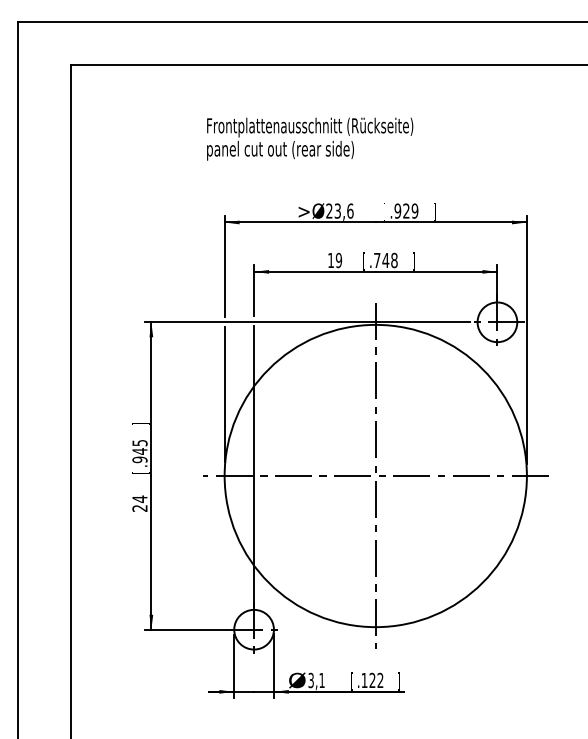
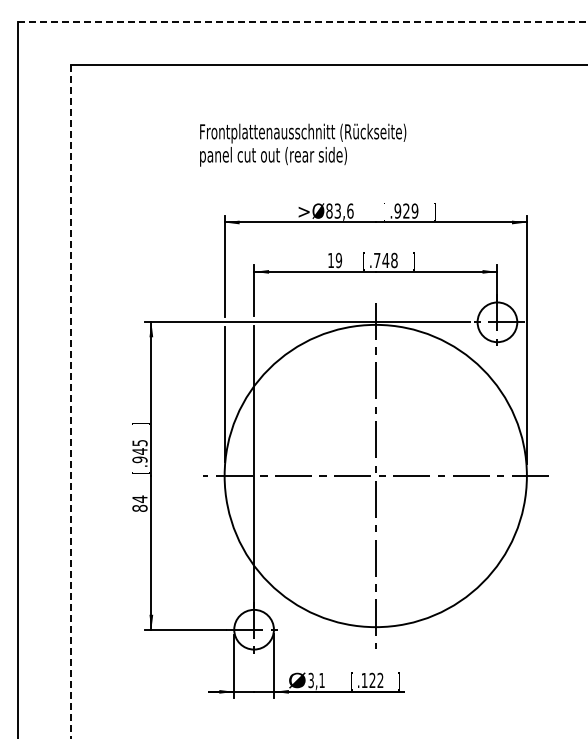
line: solid -> dashed (302, 22)
text position: (310, 138) -> (303, 144) (303, 144)
text: 23,6 -> 83,6 (329, 210)
line: solid -> dashed (71, 401)
text: 24 -> 84 (139, 507)
